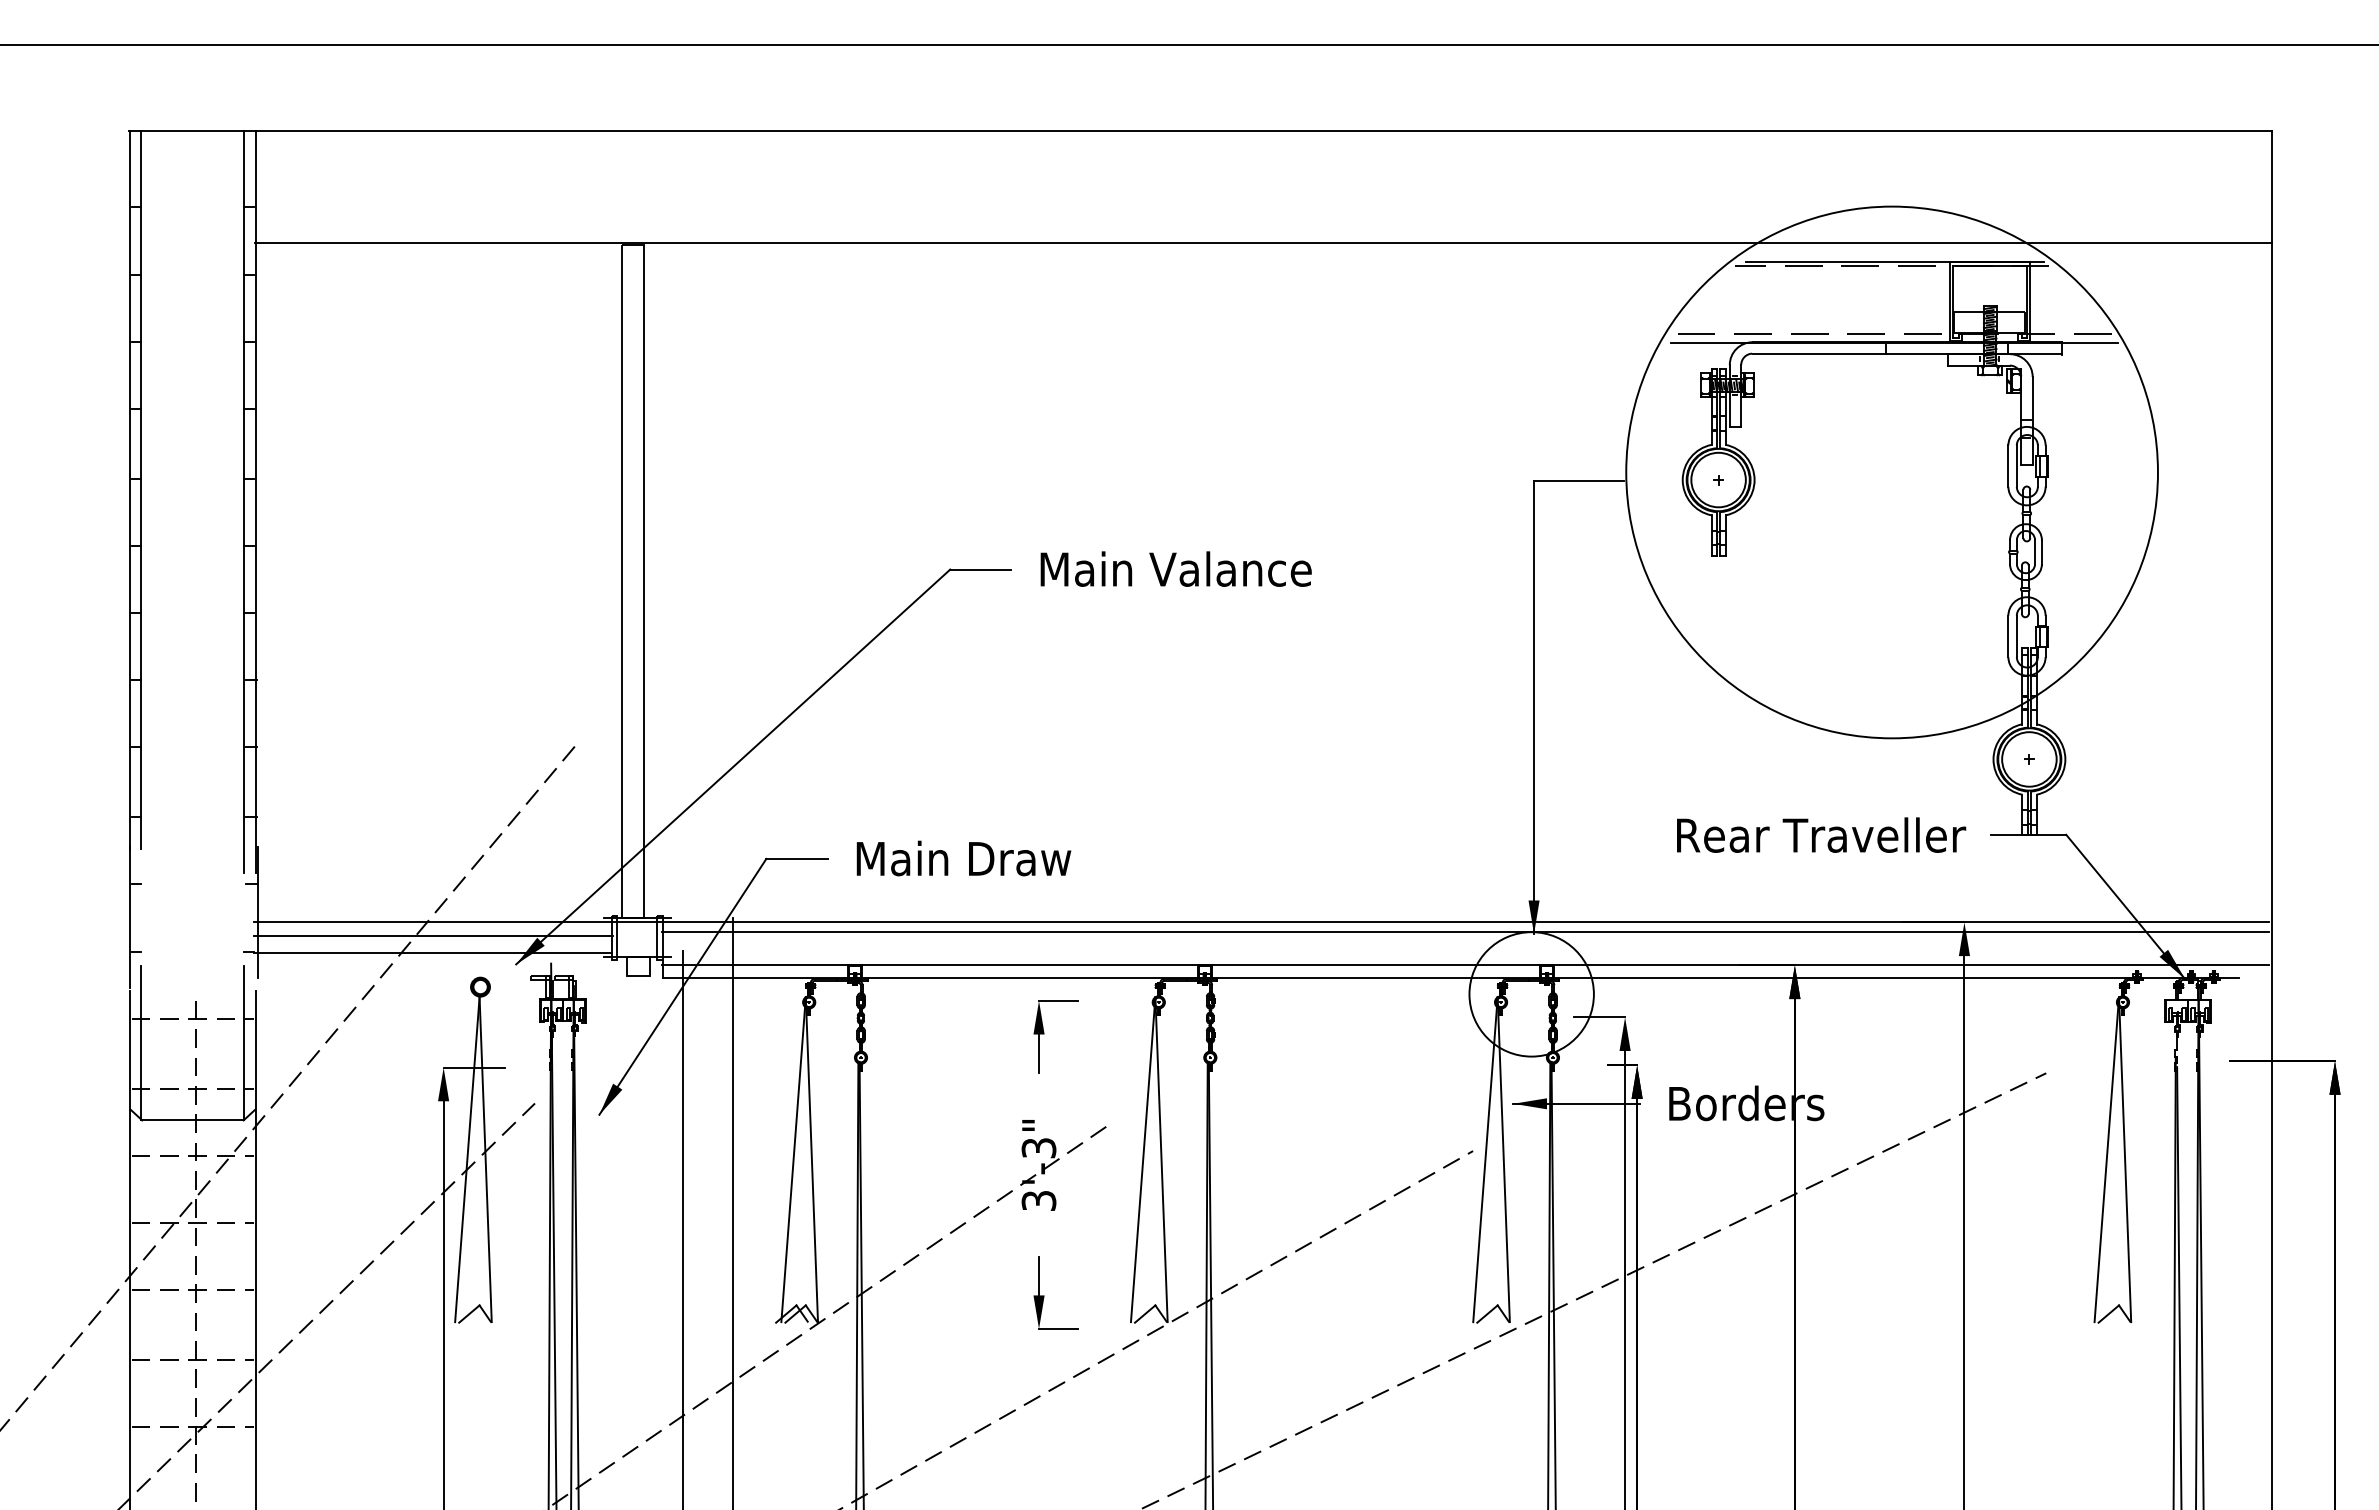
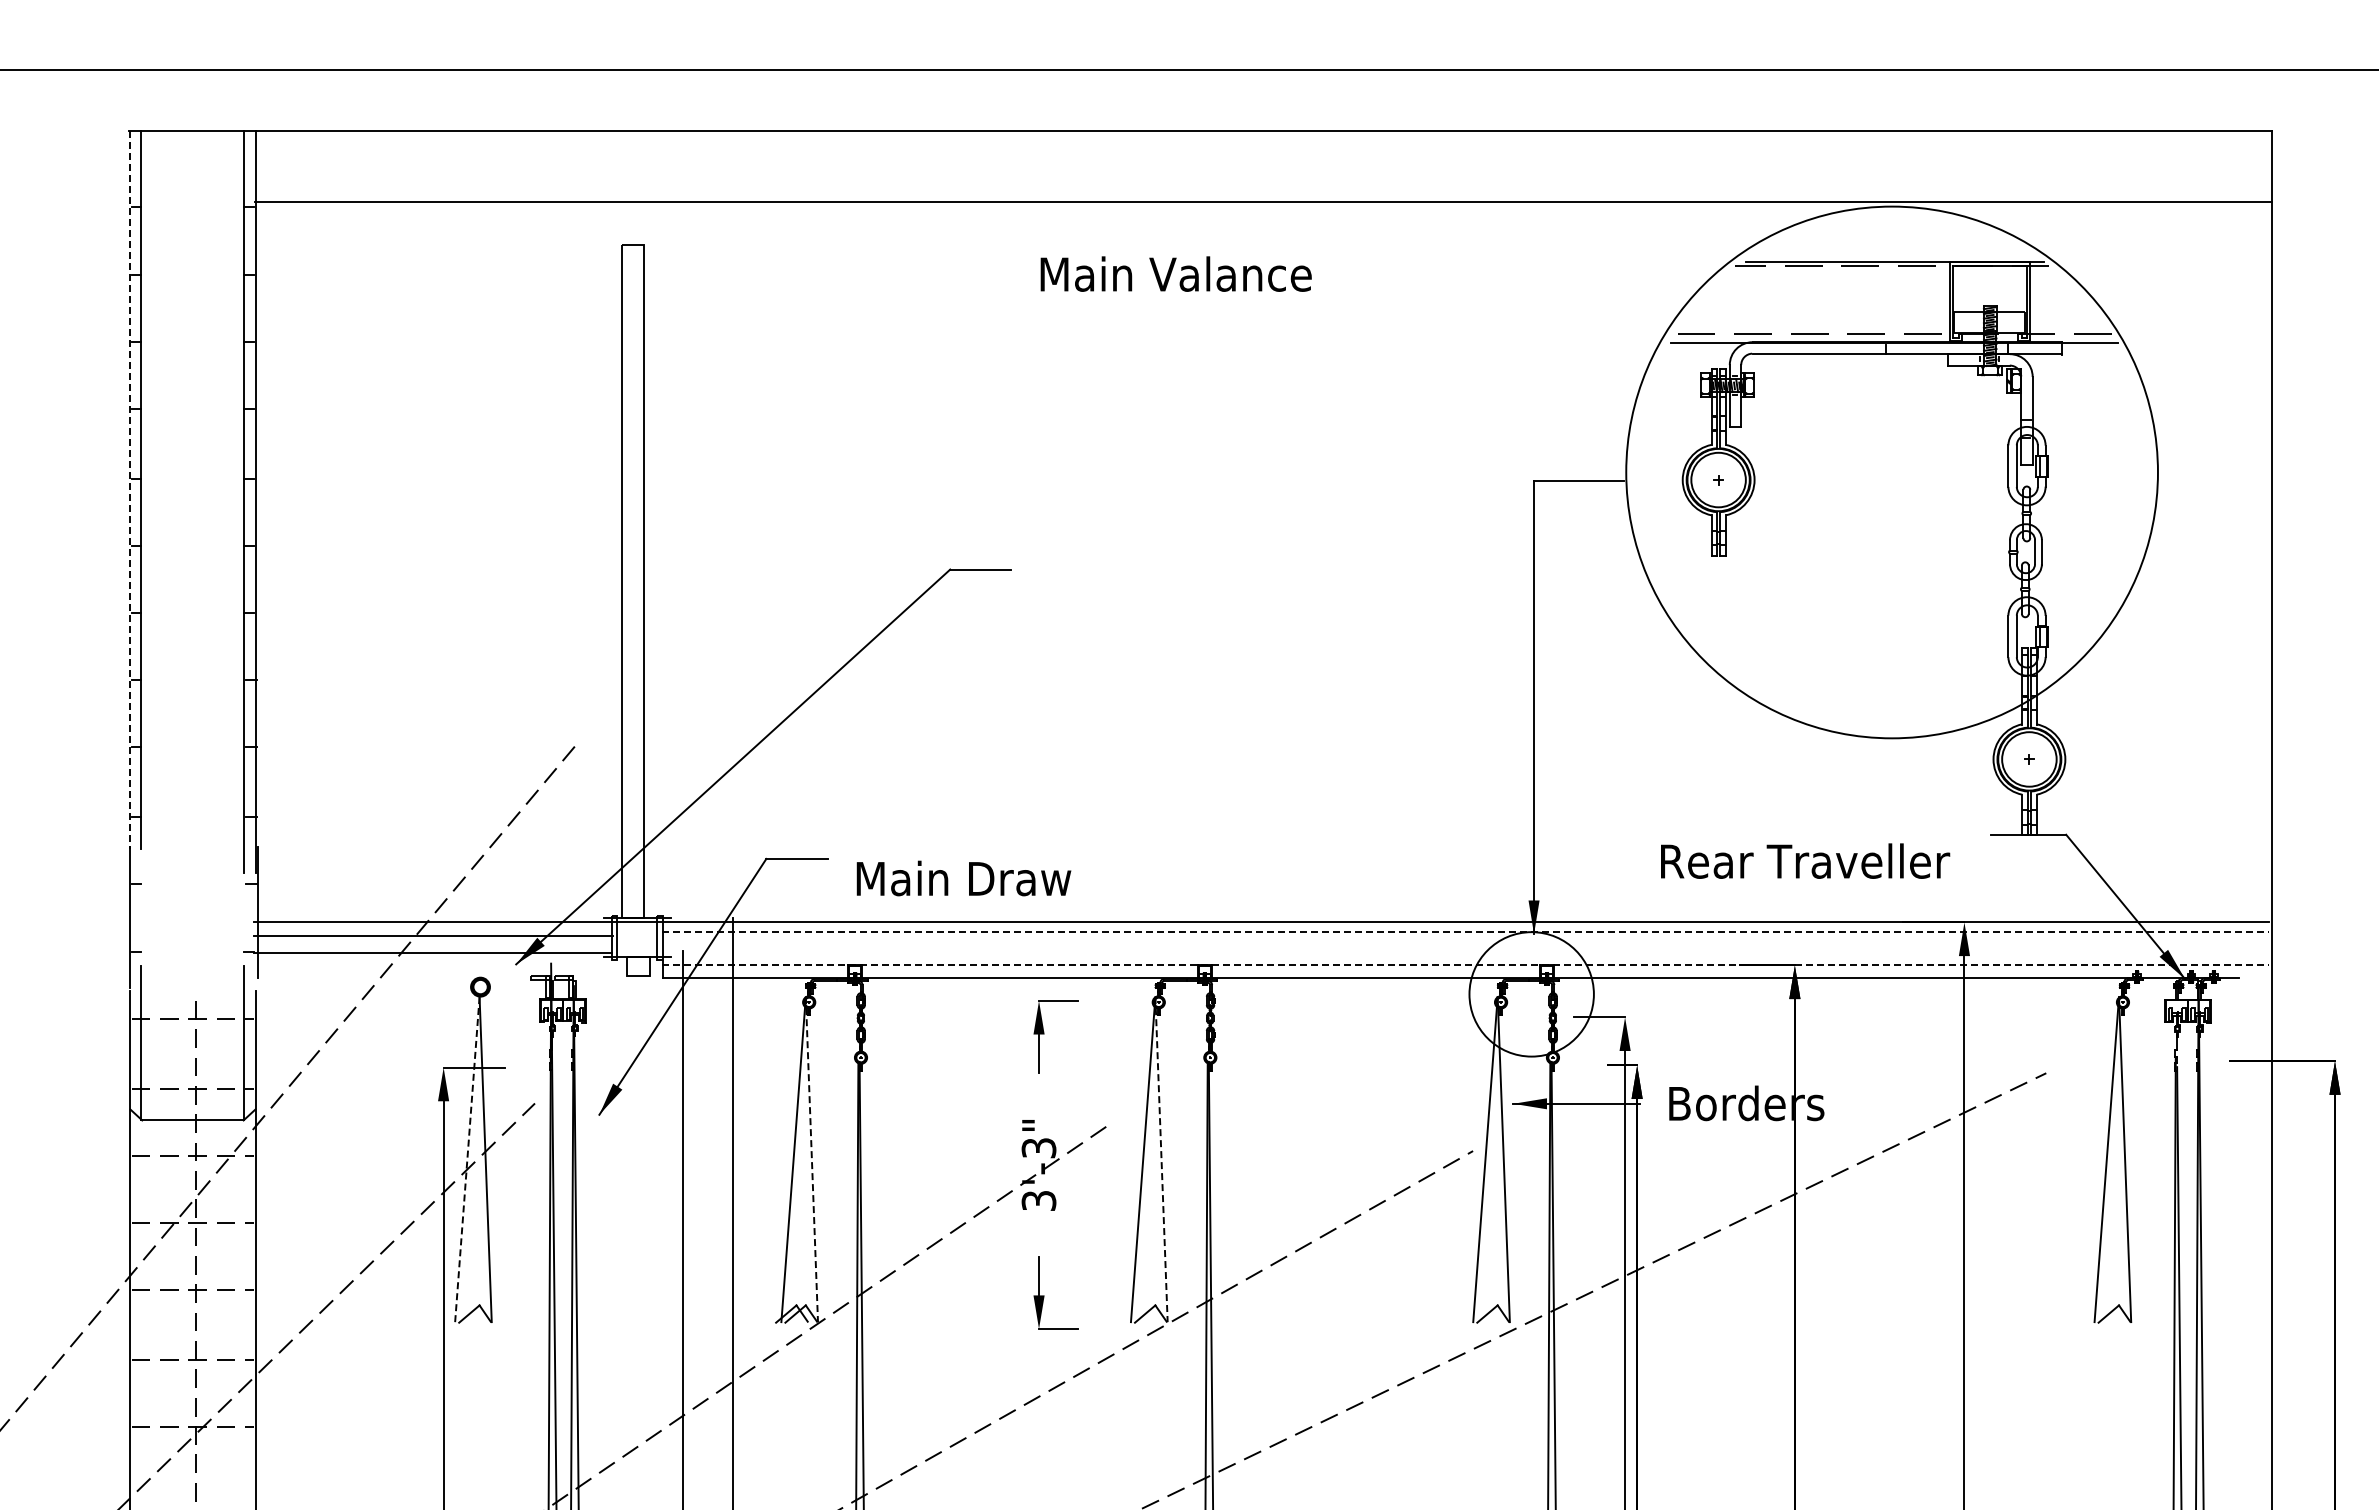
line position: (1188, 45) -> (1188, 70) (1188, 70)
line position: (1263, 242) -> (1263, 201) (1263, 201)
line: solid -> dashed (129, 490)
text position: (1175, 568) -> (1175, 273) (1175, 273)
text position: (1821, 834) -> (1805, 860) (1805, 860)
text position: (963, 858) -> (963, 878) (963, 878)
line: solid -> dashed (1466, 932)
line: solid -> dashed (1466, 965)
line: solid -> dashed (467, 1159)
line: solid -> dashed (811, 1159)
line: solid -> dashed (1161, 1159)
